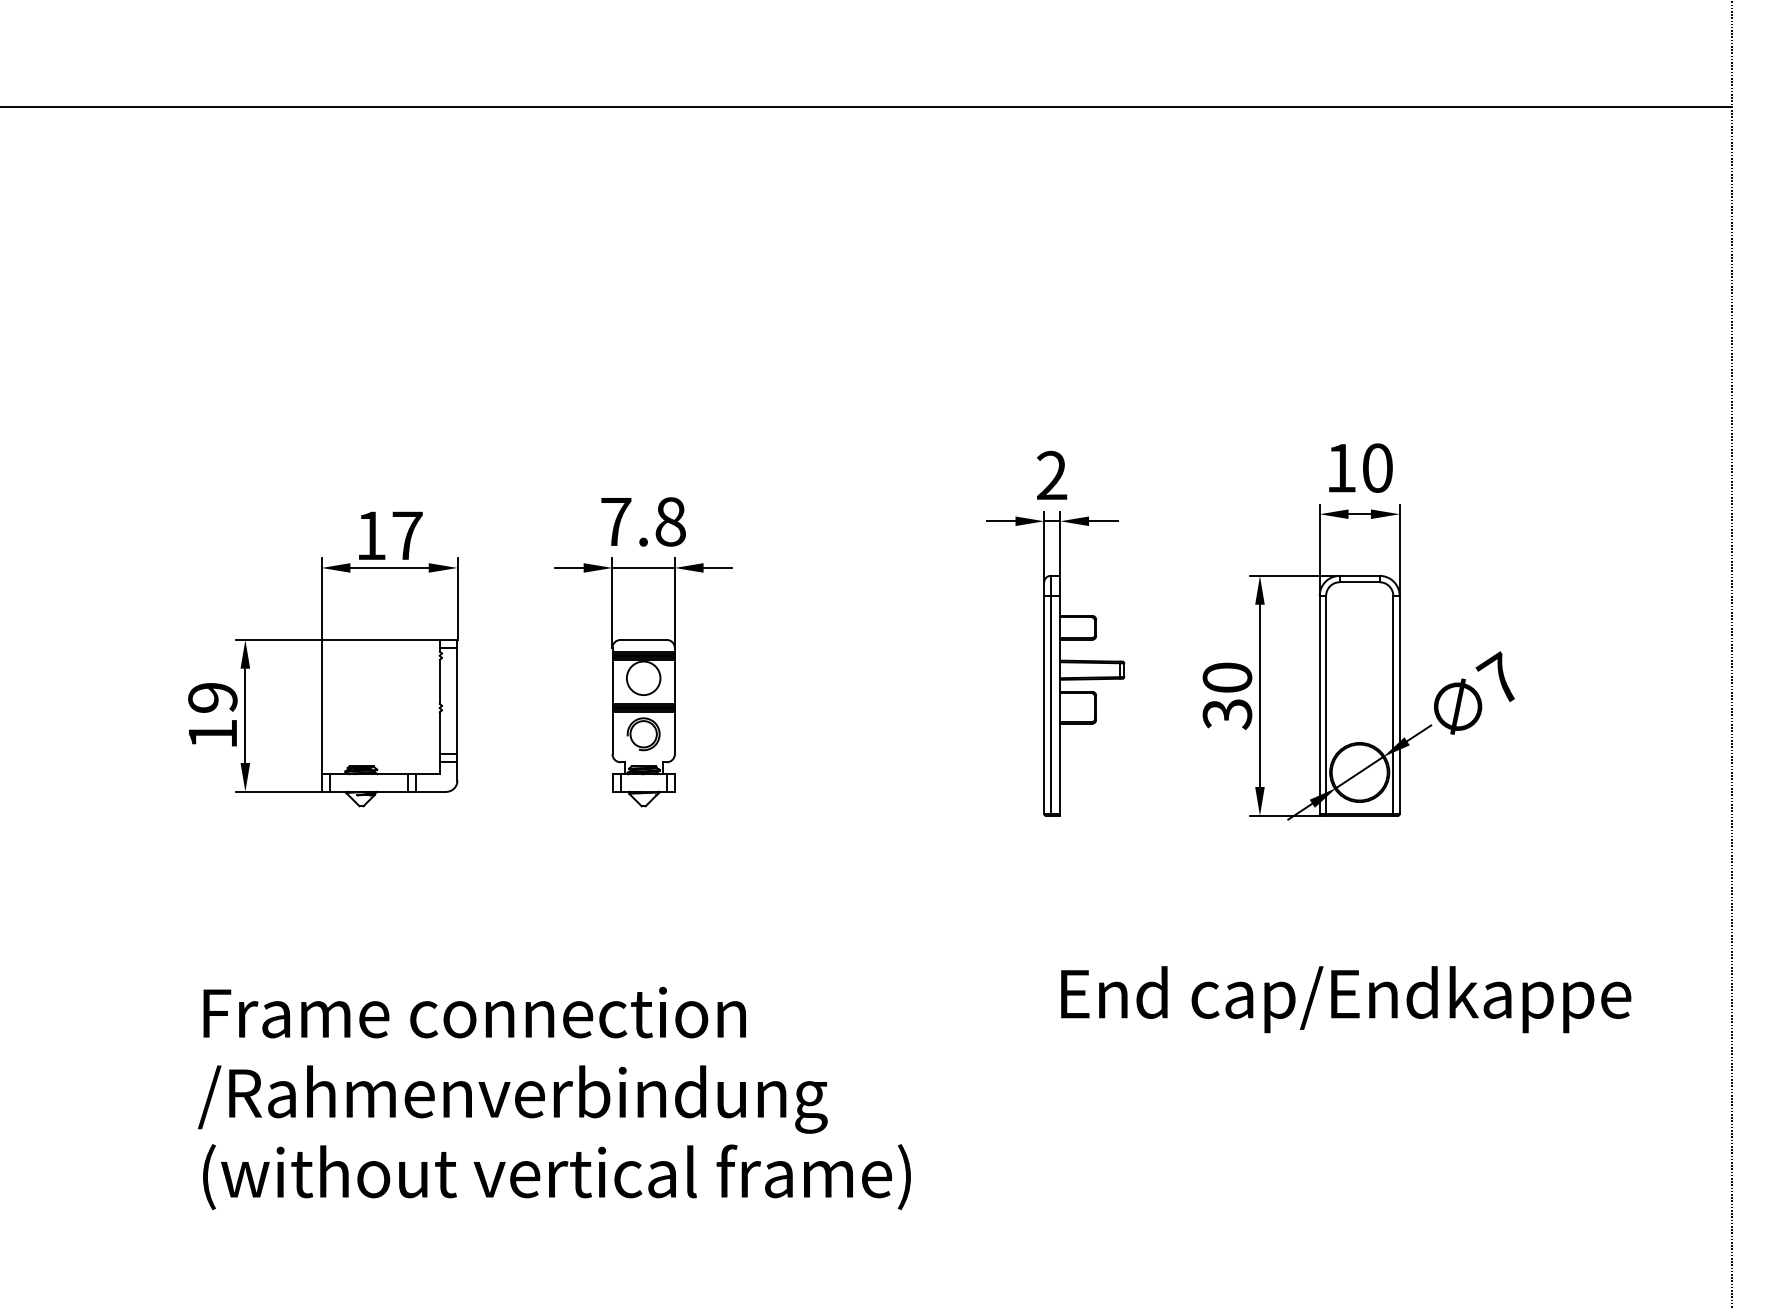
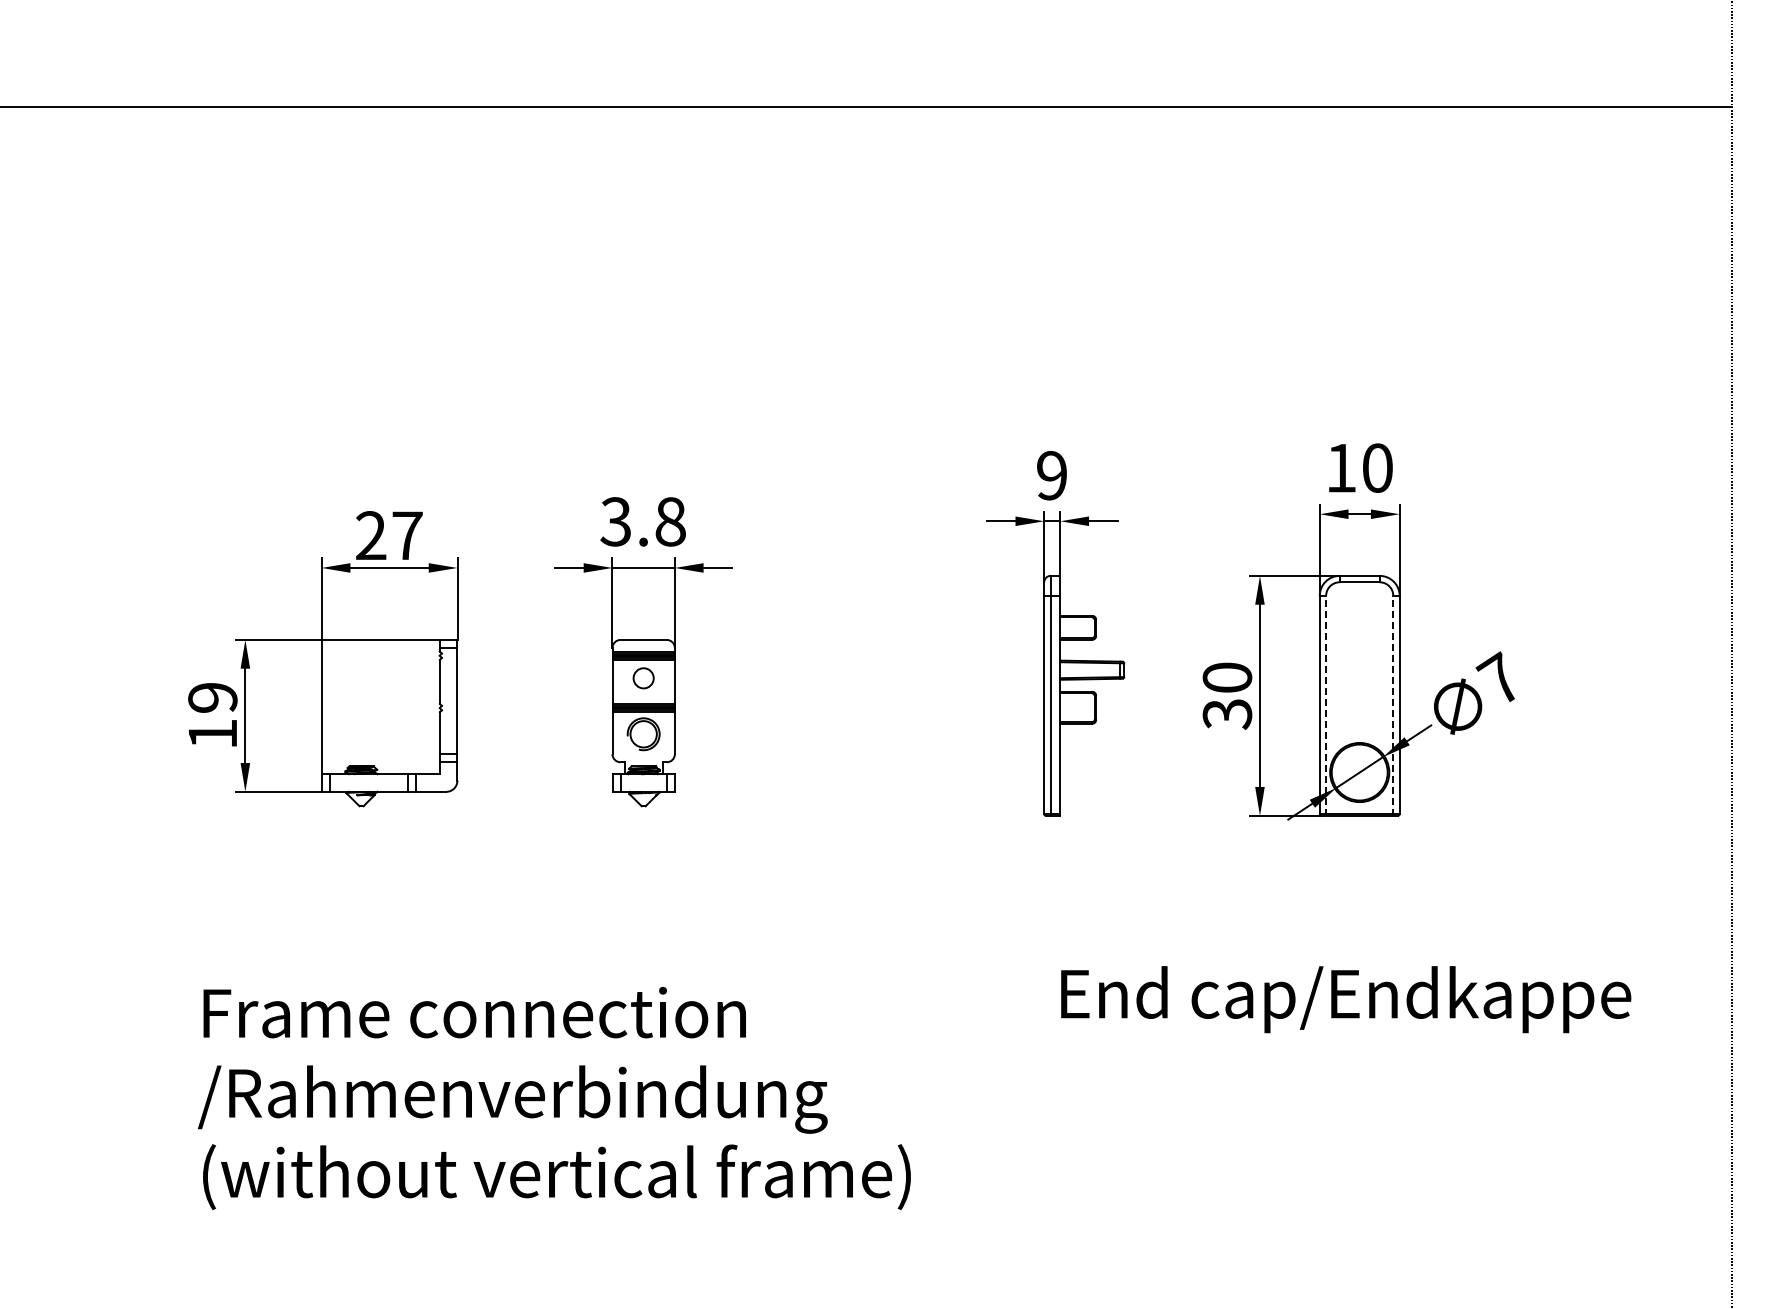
text: 2 -> 9 (1052, 475)
text: 7.8 -> 3.8 (615, 521)
text: 17 -> 27 (371, 535)
circle diameter: 34 px -> 20 px (643, 678)
line: solid -> dashed (1326, 705)
line: solid -> dashed (1393, 705)
